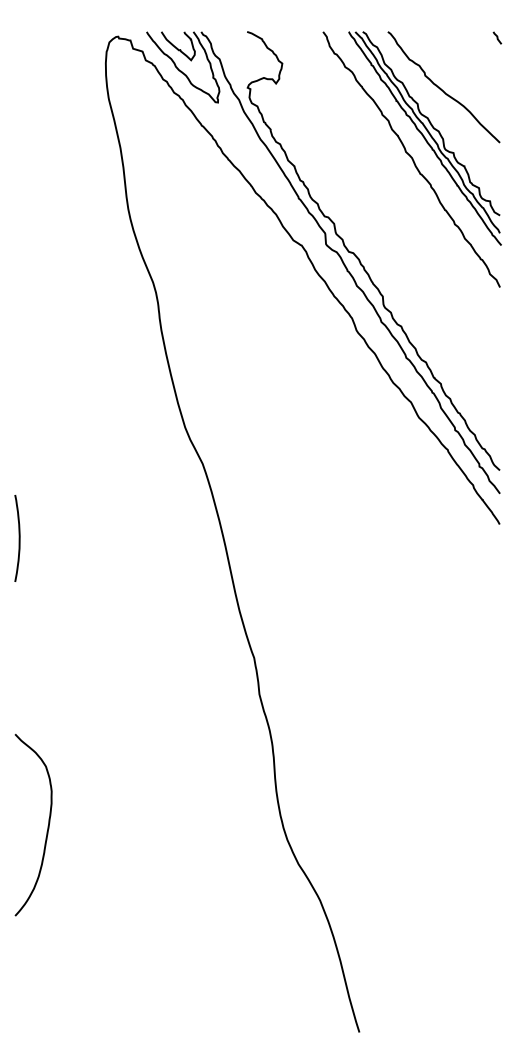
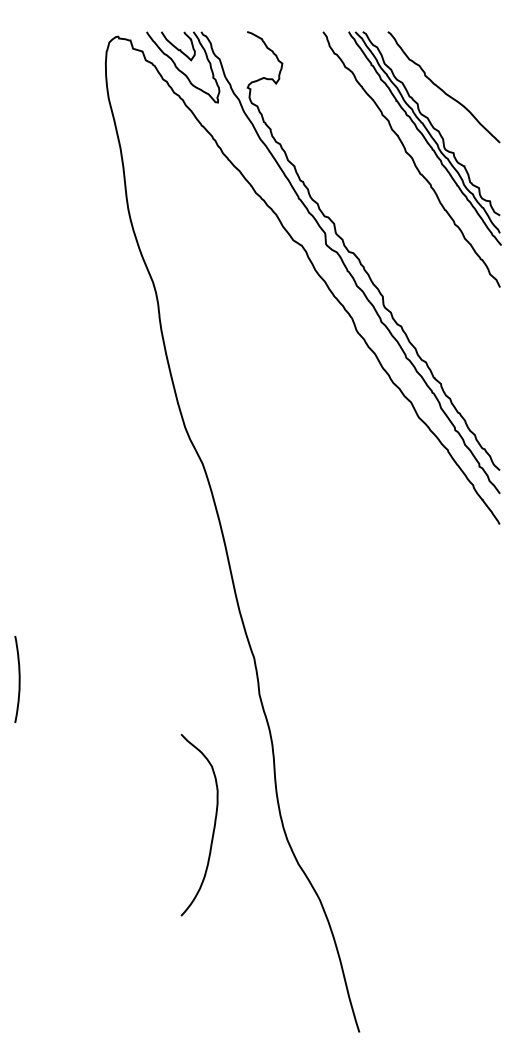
line: present -> none (497, 37)
curve position: (18, 538) -> (18, 679) (18, 679)
curve position: (47, 826) -> (213, 826) (213, 826)
